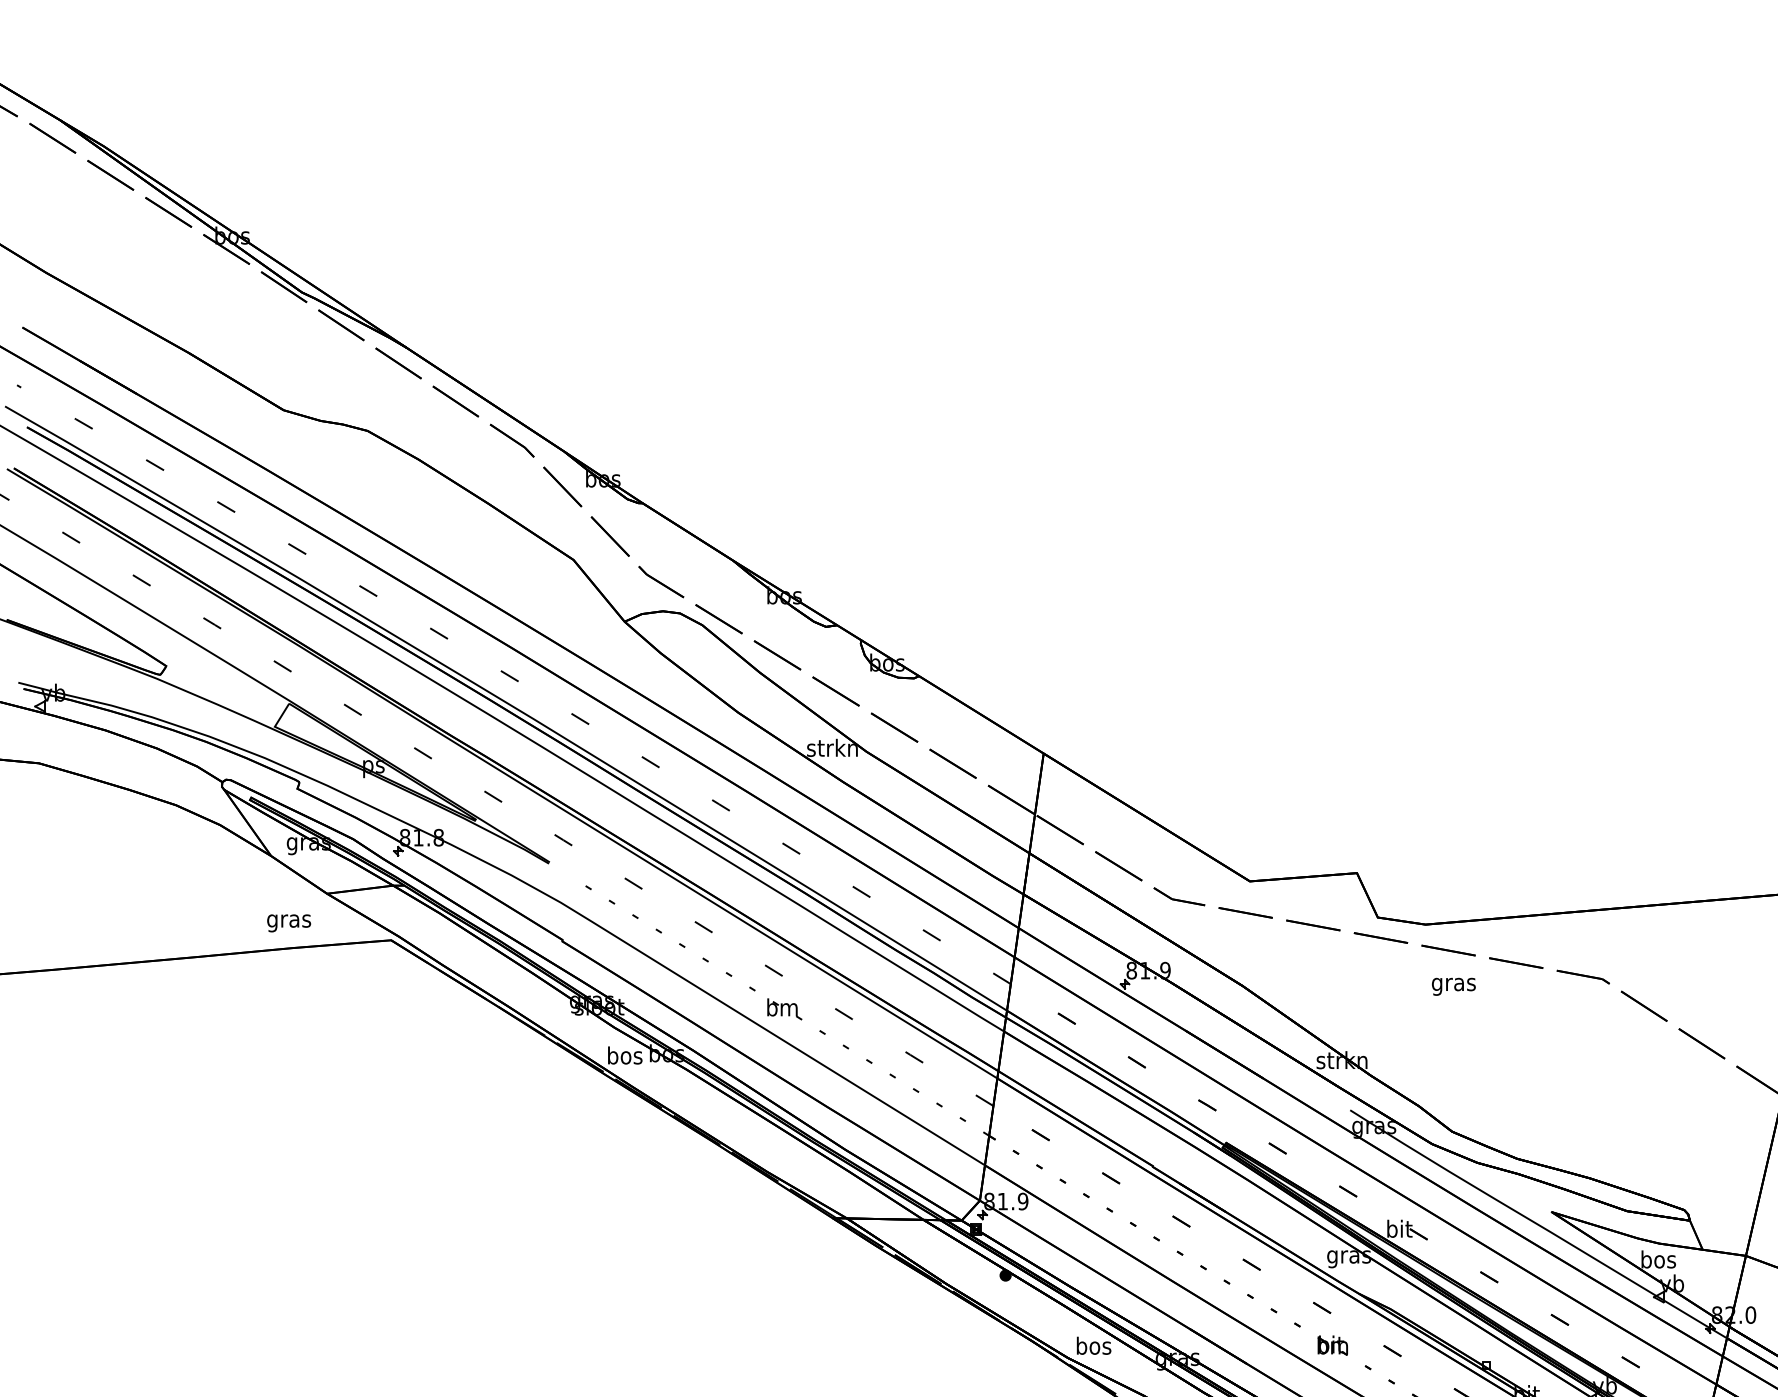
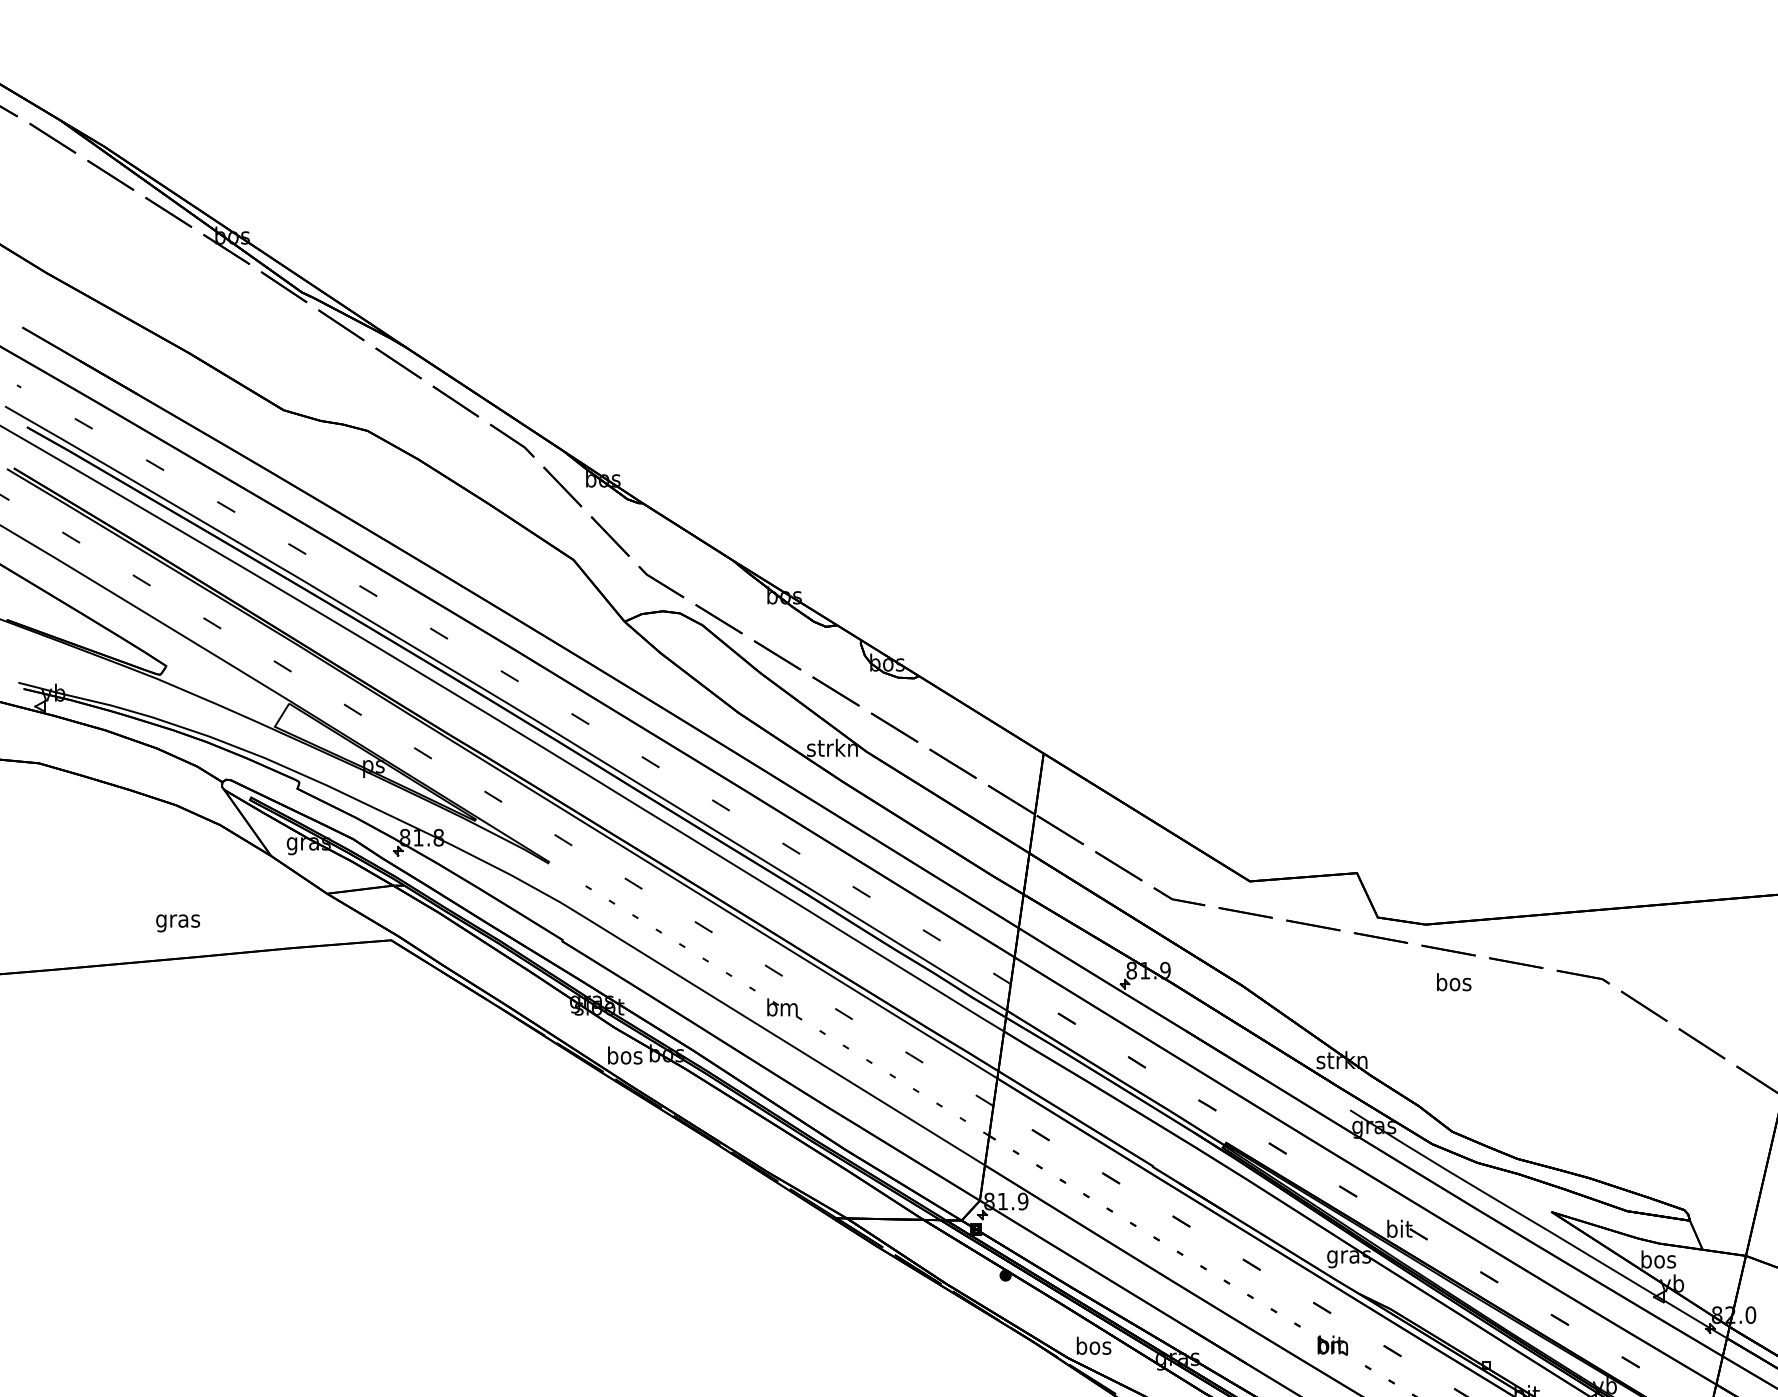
text position: (289, 923) -> (178, 923) (178, 923)
text: gras -> bos (1453, 984)
